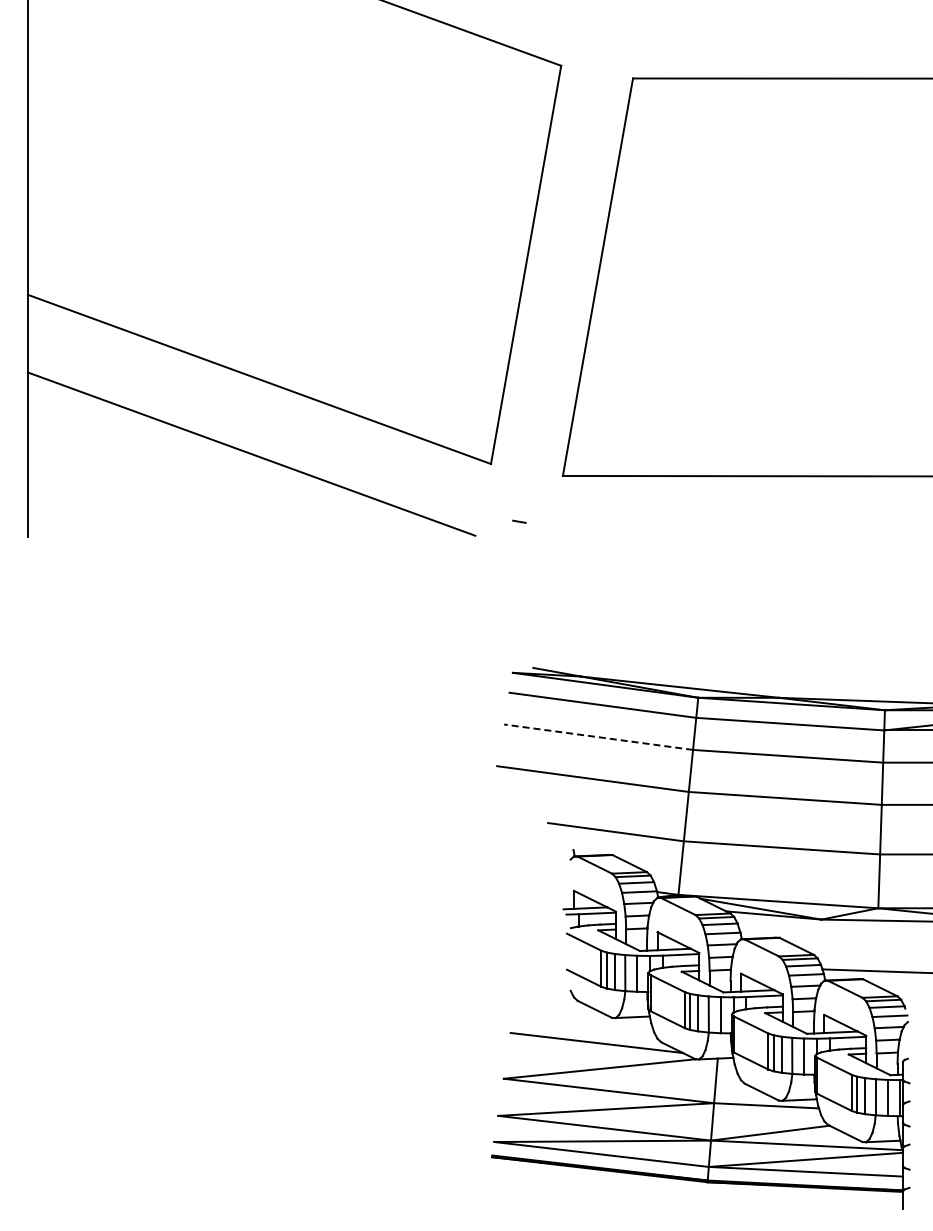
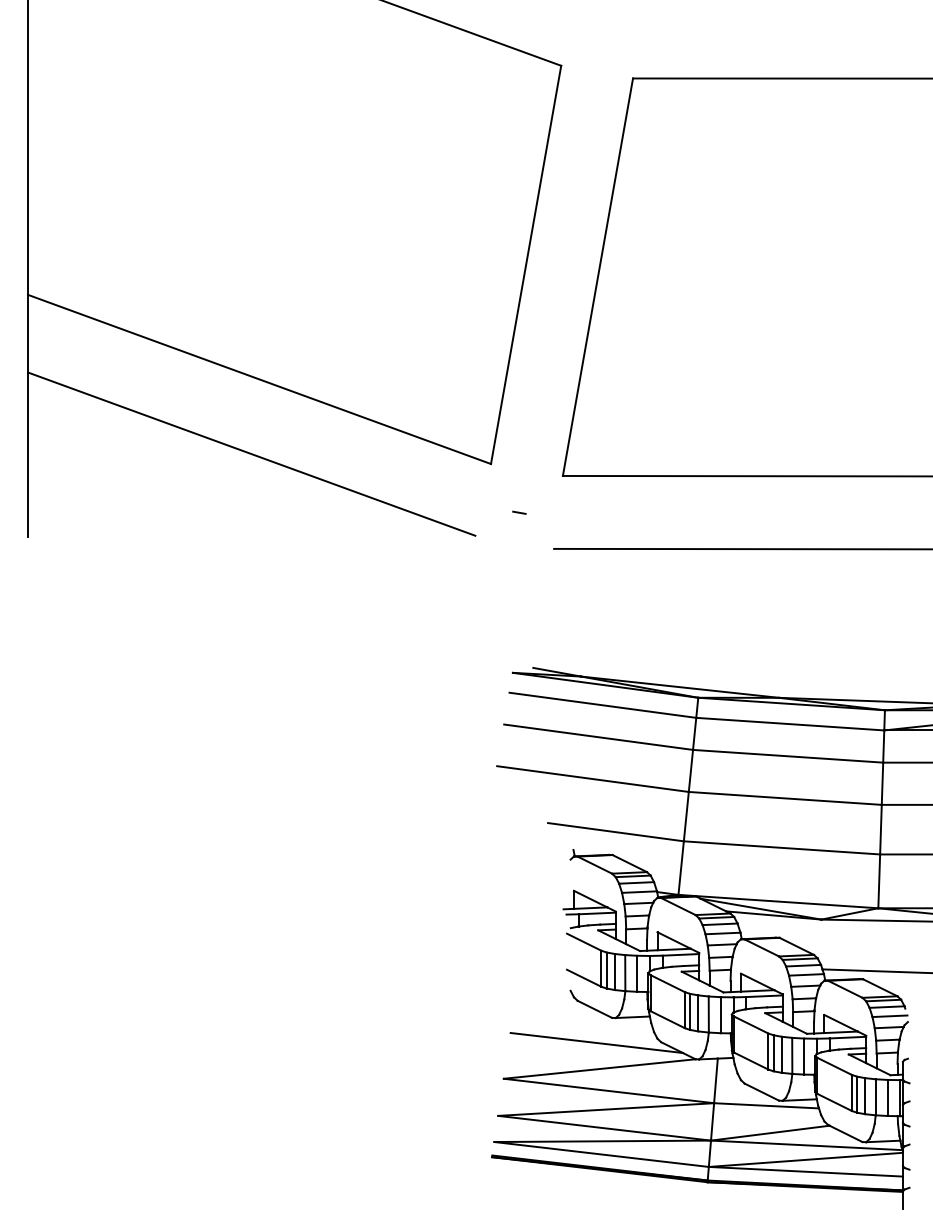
line position: (519, 521) -> (519, 512) (519, 512)
line: none -> present (741, 548)
line: dashed -> solid (598, 737)
